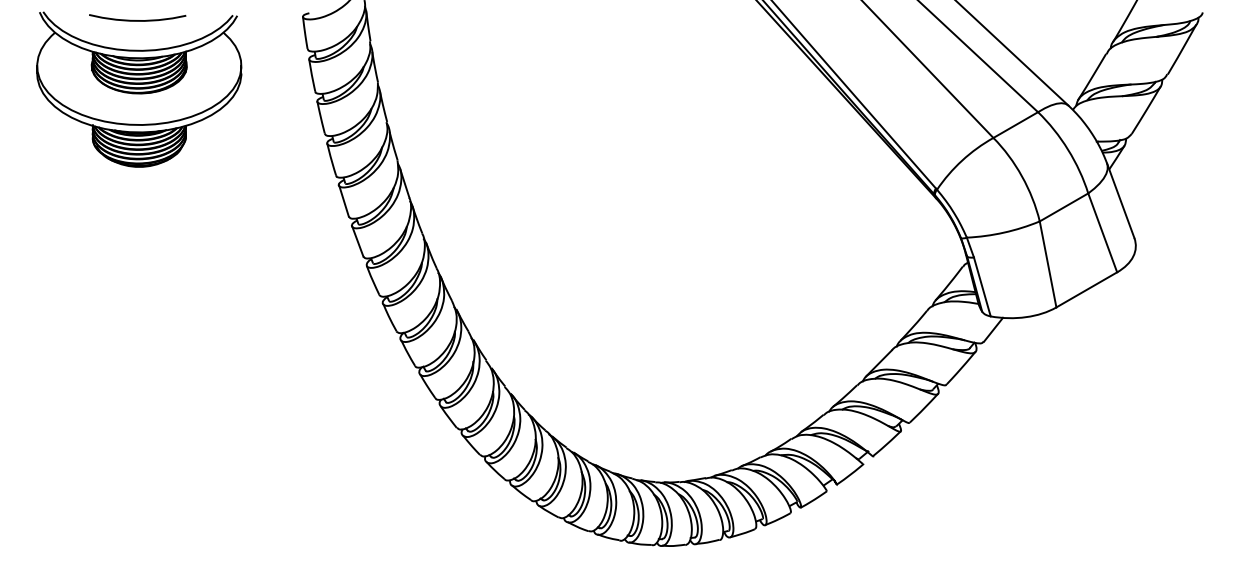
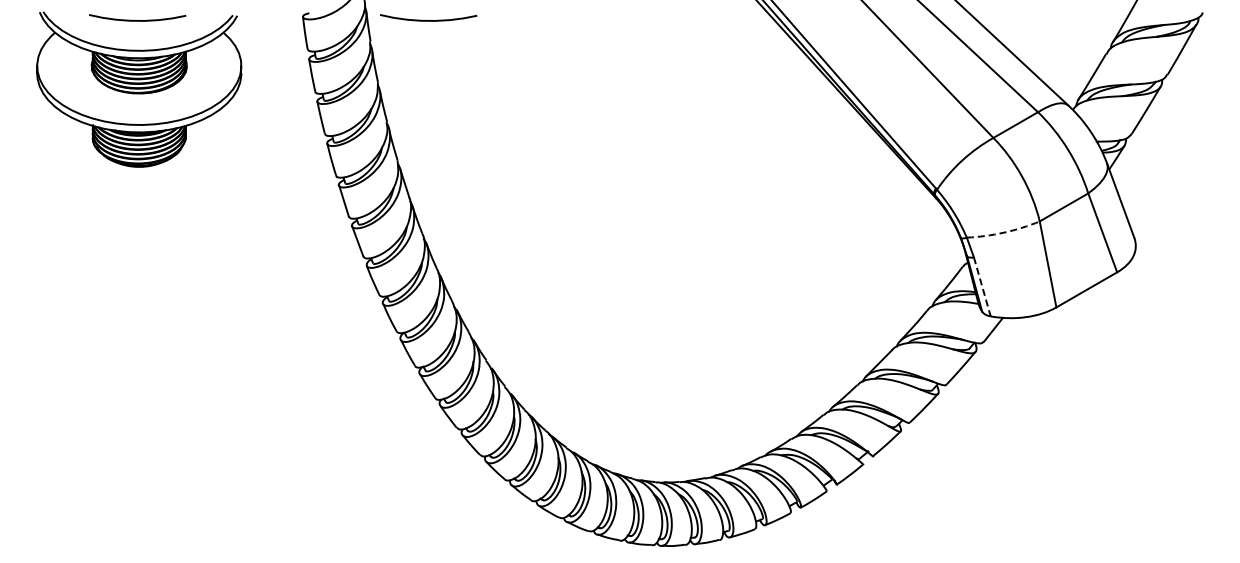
curve: none -> present (428, 20)
arc: solid -> dashed (1004, 232)
line: solid -> dashed (982, 286)
